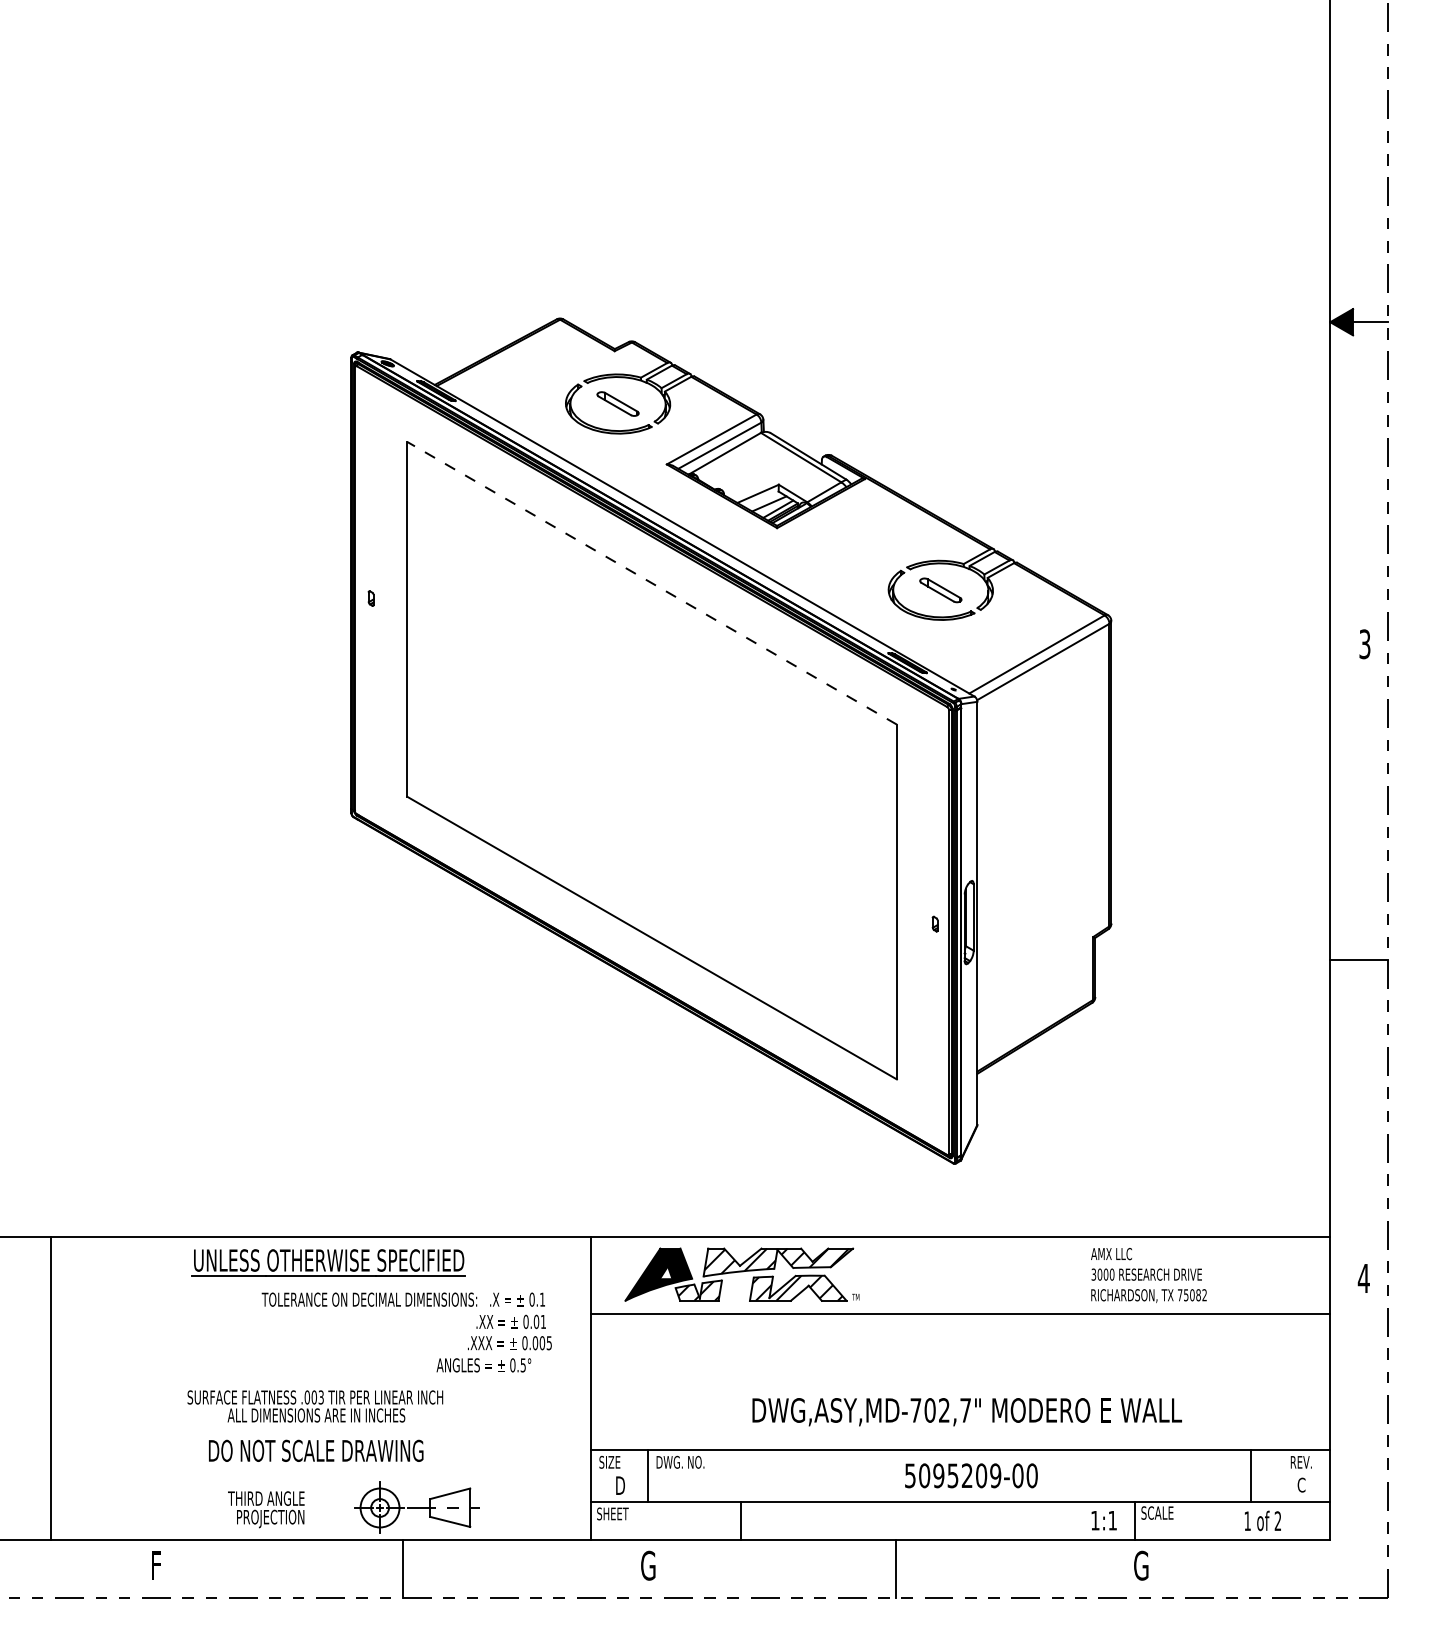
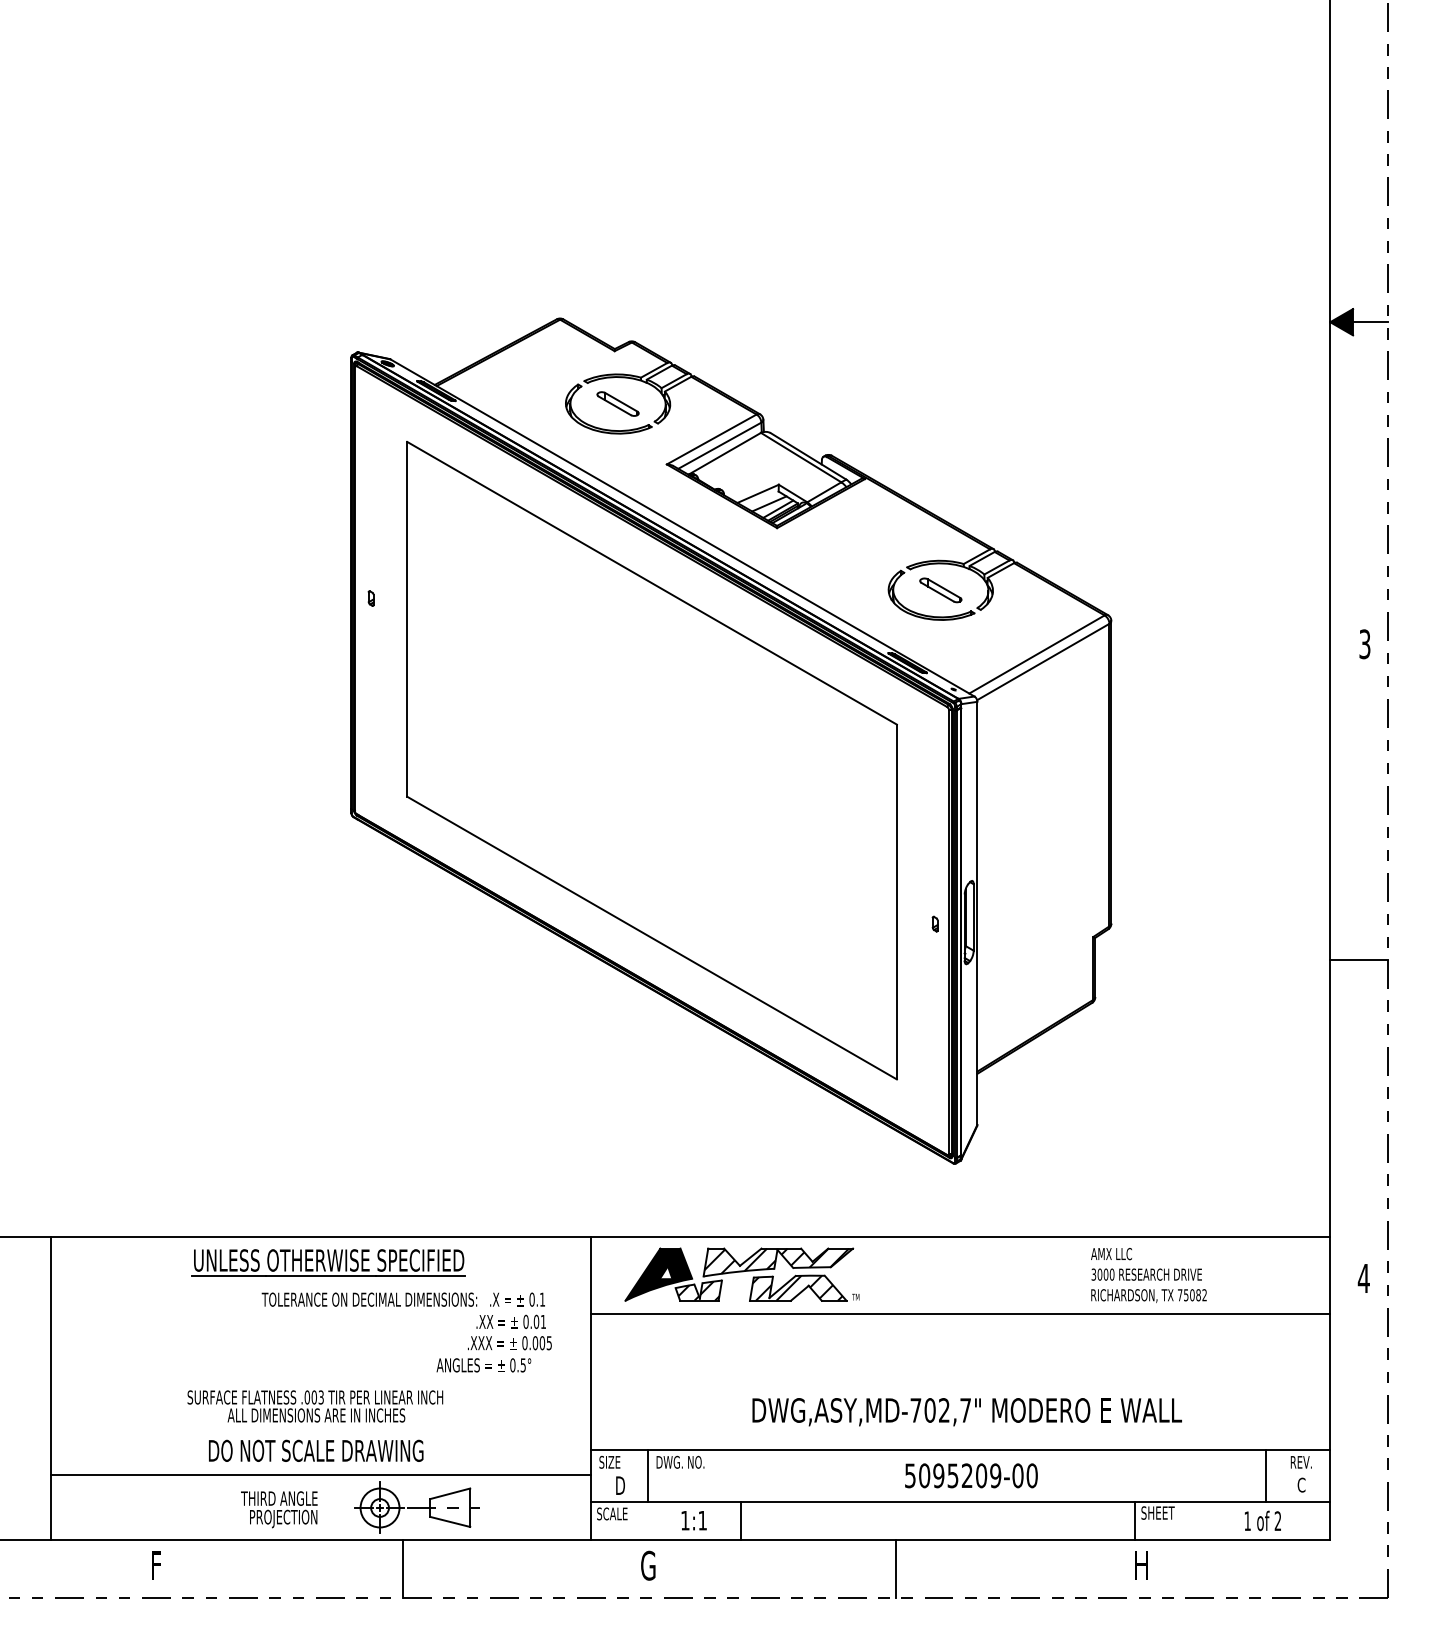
line: dashed -> solid (652, 583)
line: none -> present (320, 1475)
line position: (1251, 1476) -> (1266, 1476) (1266, 1476)
text position: (266, 1509) -> (279, 1509) (279, 1509)
text: SCALE -> SHEET (1161, 1512)
text: SHEET -> SCALE (615, 1513)
text position: (1103, 1520) -> (693, 1520) (693, 1520)
text: G -> H (1141, 1565)
